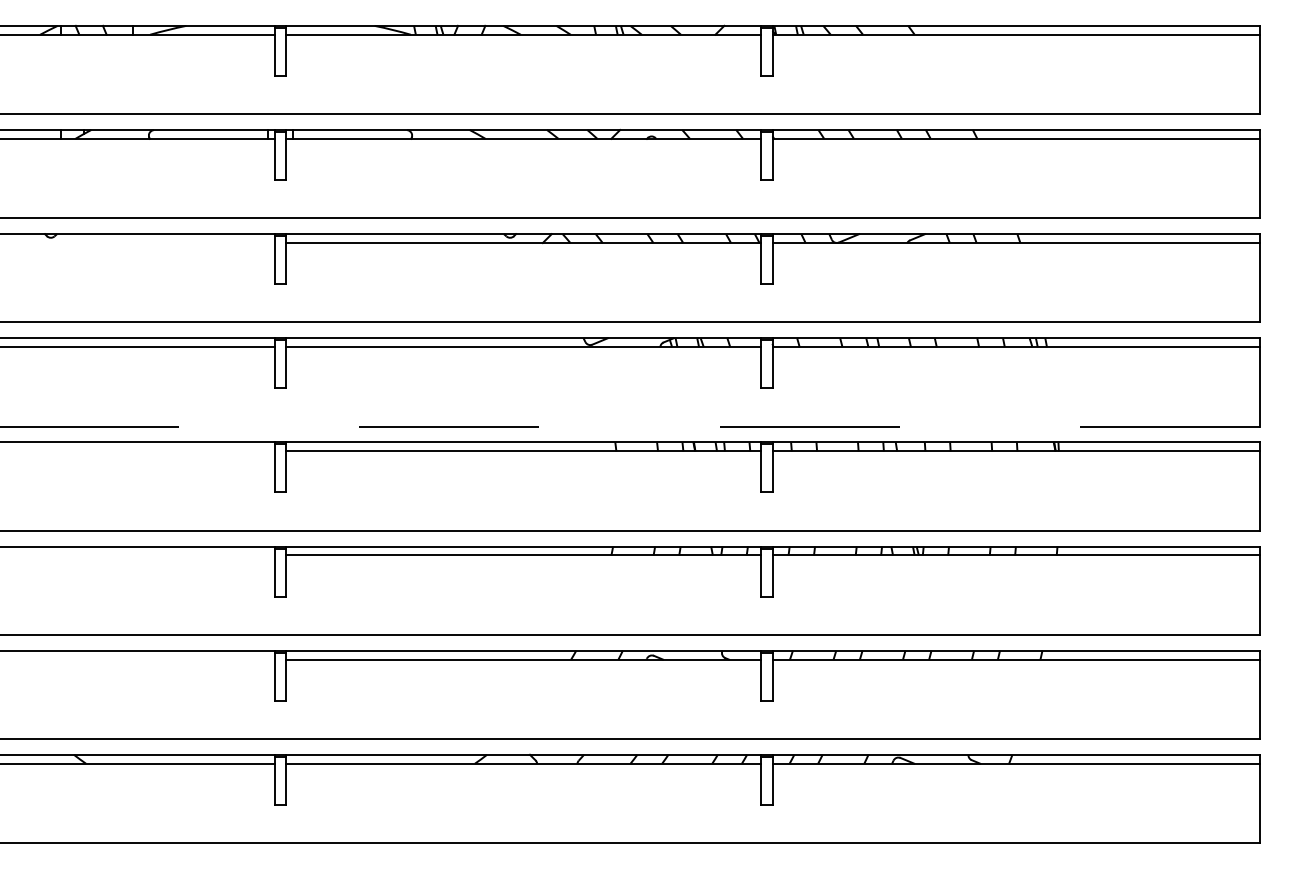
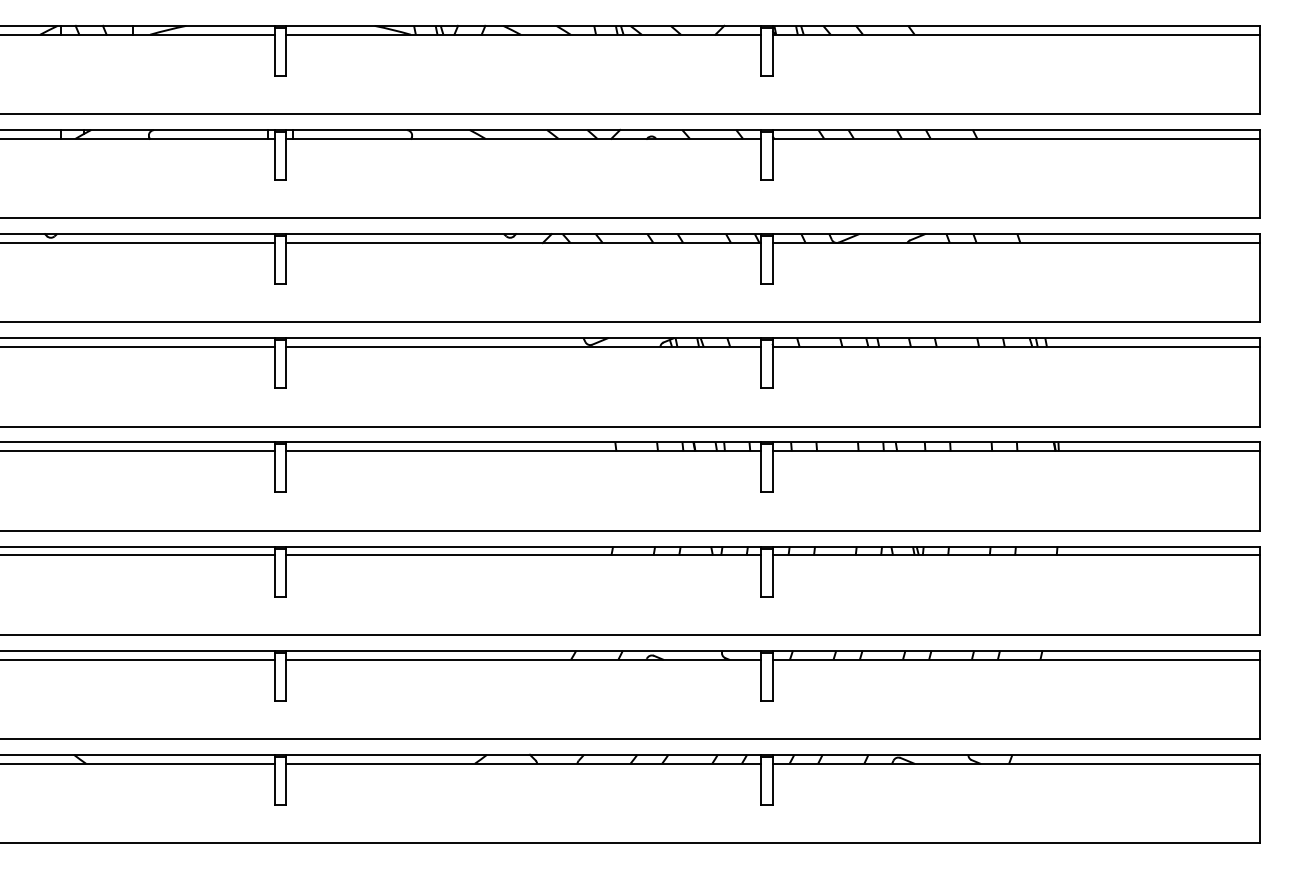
line: none -> present (138, 243)
line: dashed -> solid (630, 426)
line: none -> present (138, 451)
line: none -> present (138, 555)
line: none -> present (138, 659)
